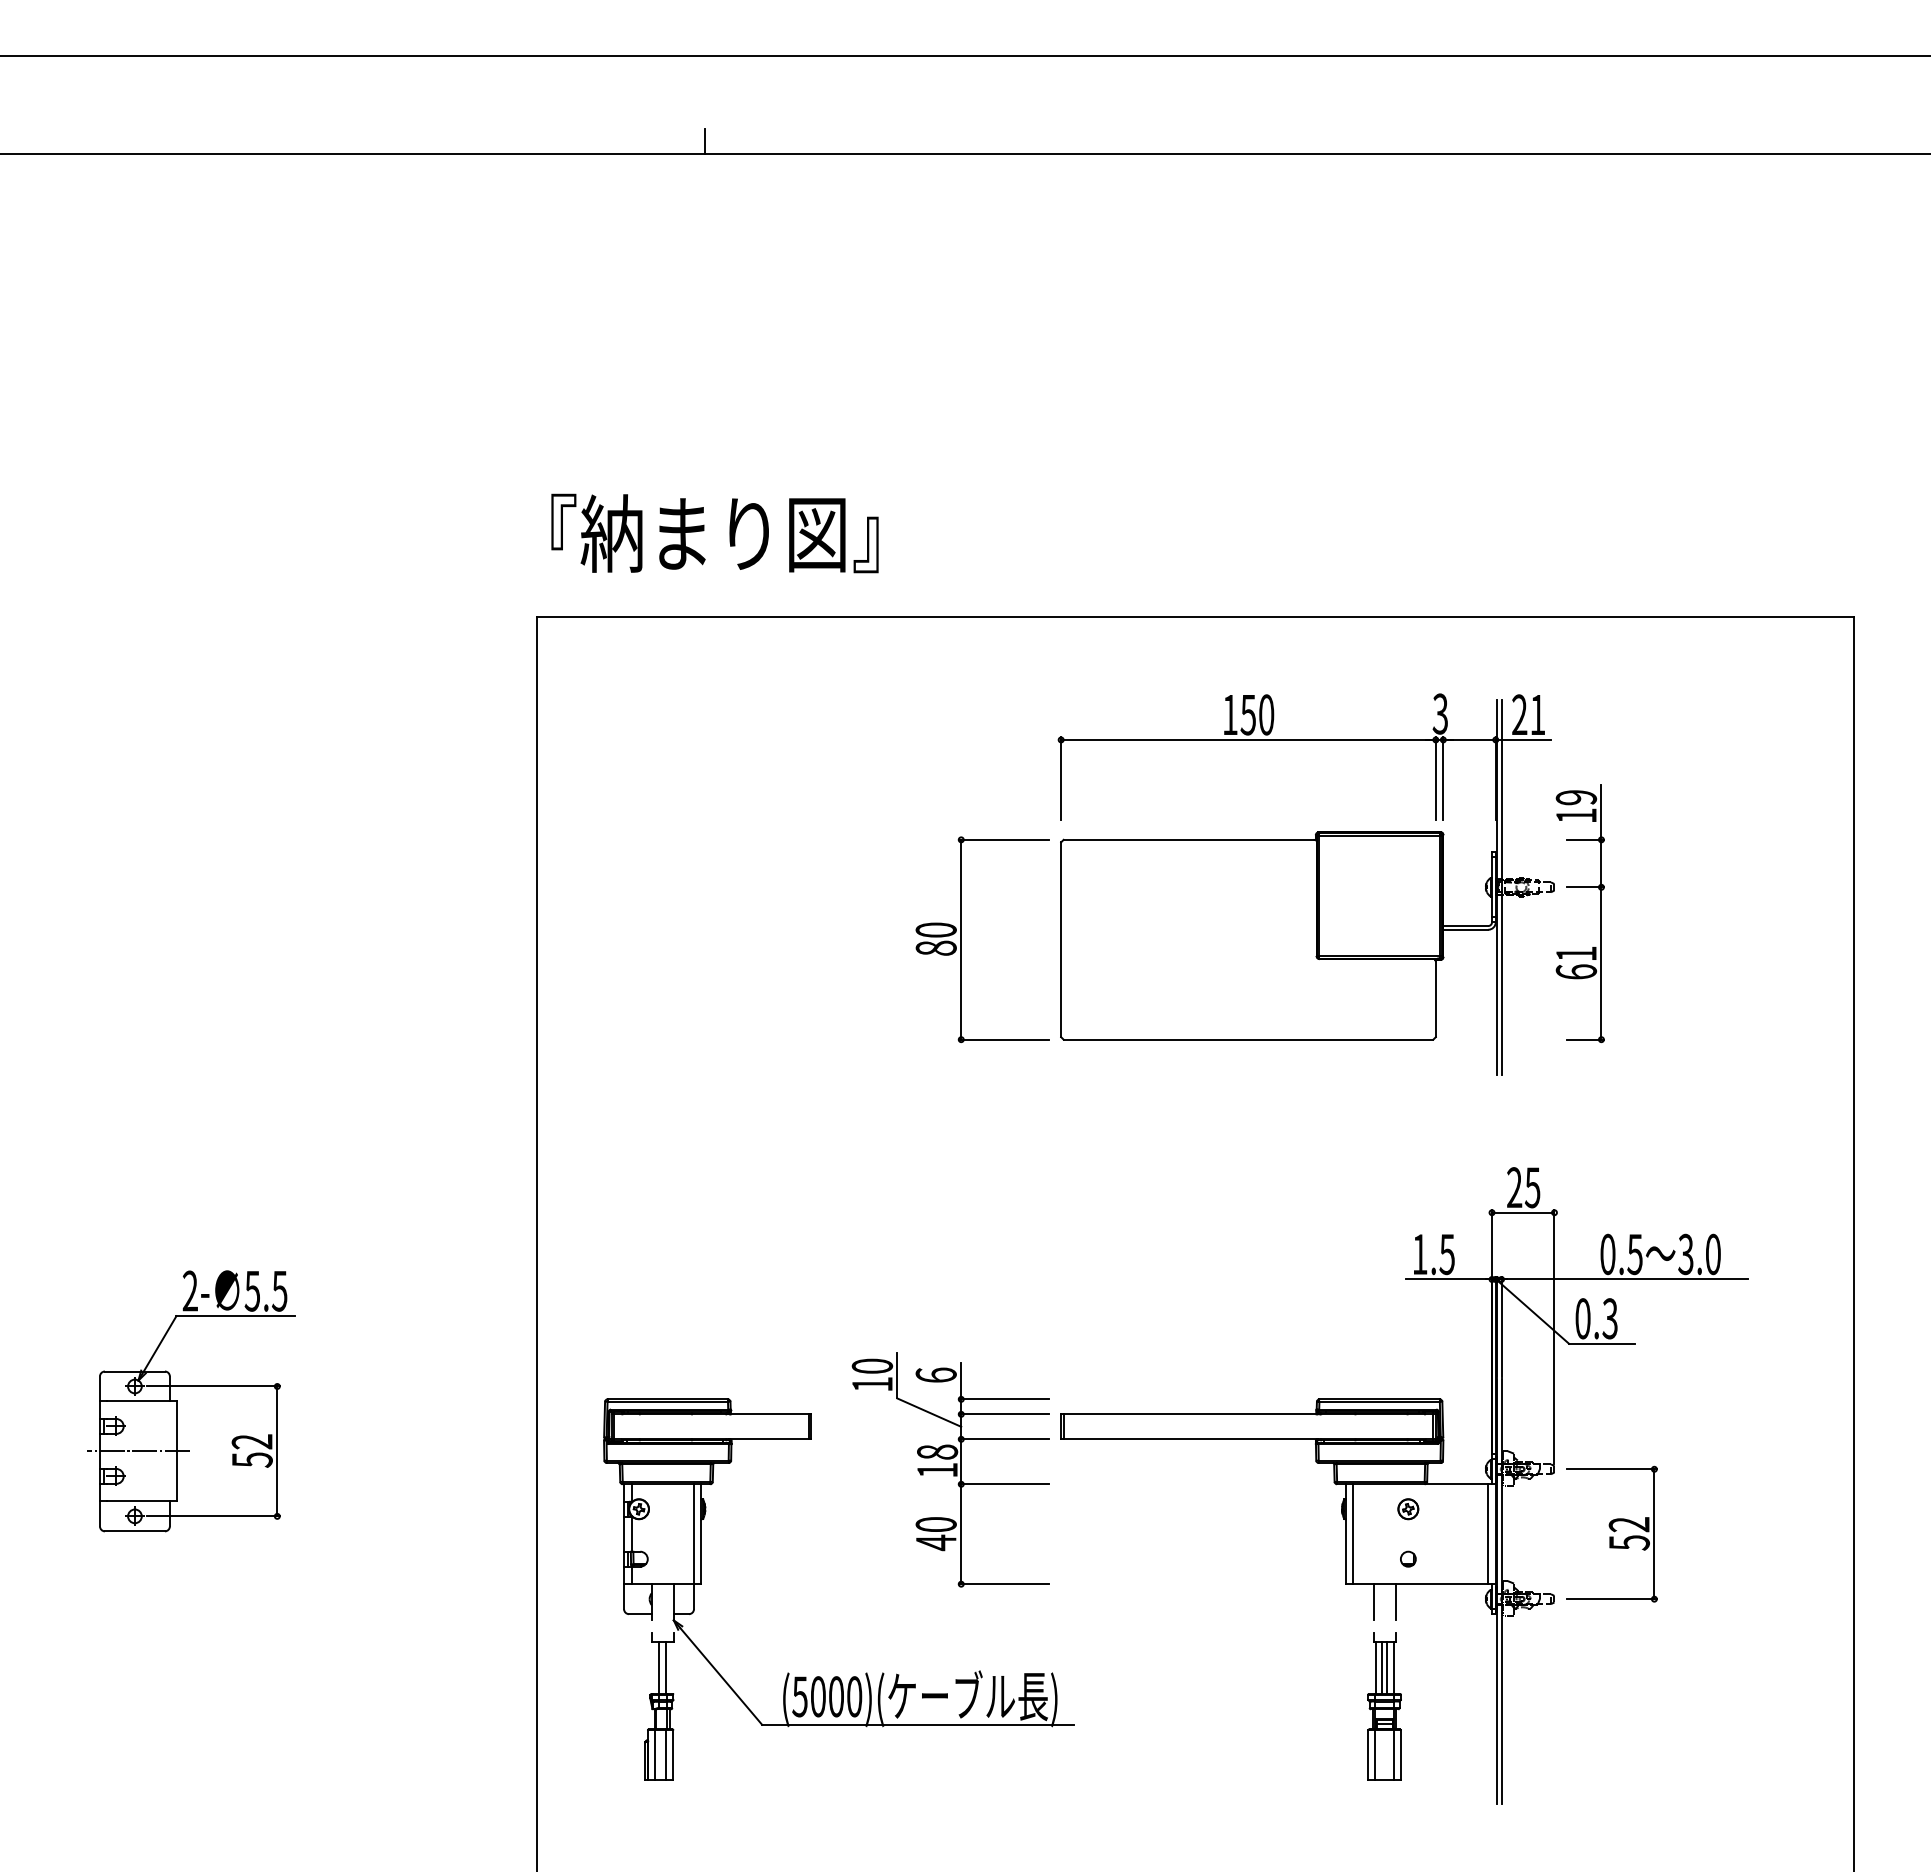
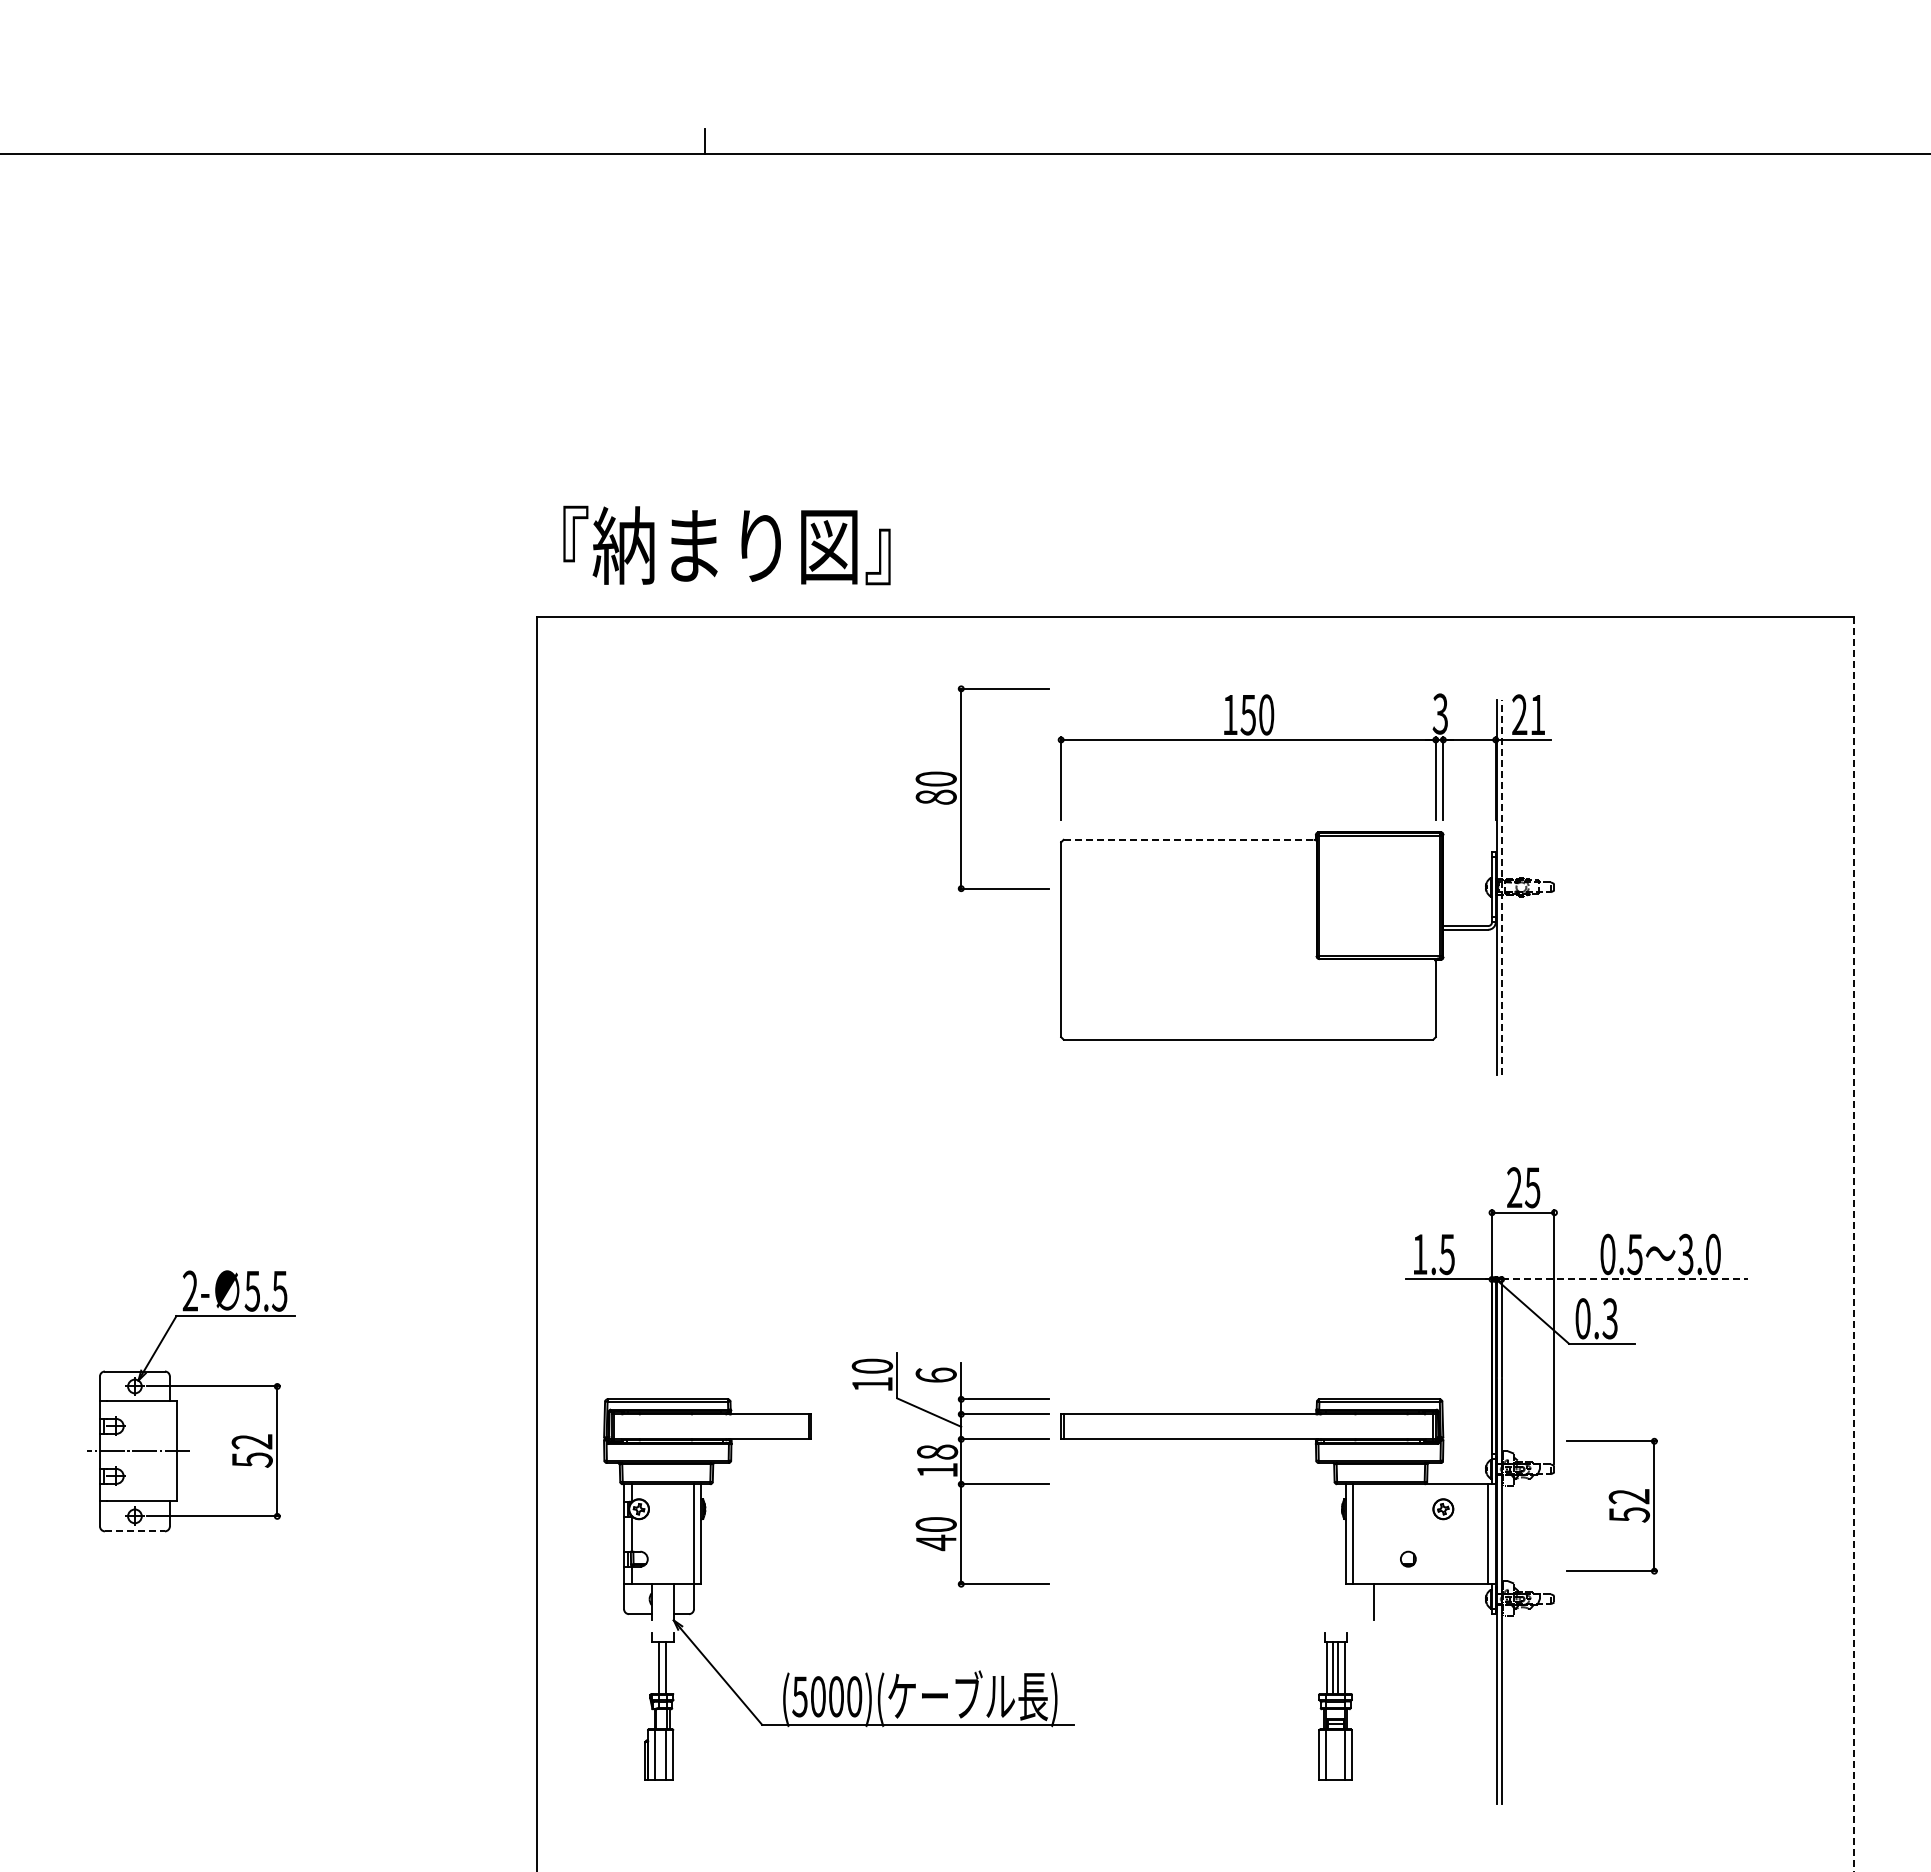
line: present -> none (964, 56)
text position: (714, 533) -> (726, 545) (726, 545)
line: solid -> dashed (1189, 839)
line: solid -> dashed (1501, 886)
part: present -> none (1600, 913)
part position: (961, 939) -> (961, 788) (961, 788)
line: solid -> dashed (1854, 1244)
line: solid -> dashed (1625, 1279)
part position: (1408, 1509) -> (1443, 1509) (1443, 1509)
line: solid -> dashed (134, 1531)
part position: (1611, 1533) -> (1611, 1505) (1611, 1505)
line: present -> none (1395, 1602)
part position: (1384, 1706) -> (1335, 1706) (1335, 1706)
